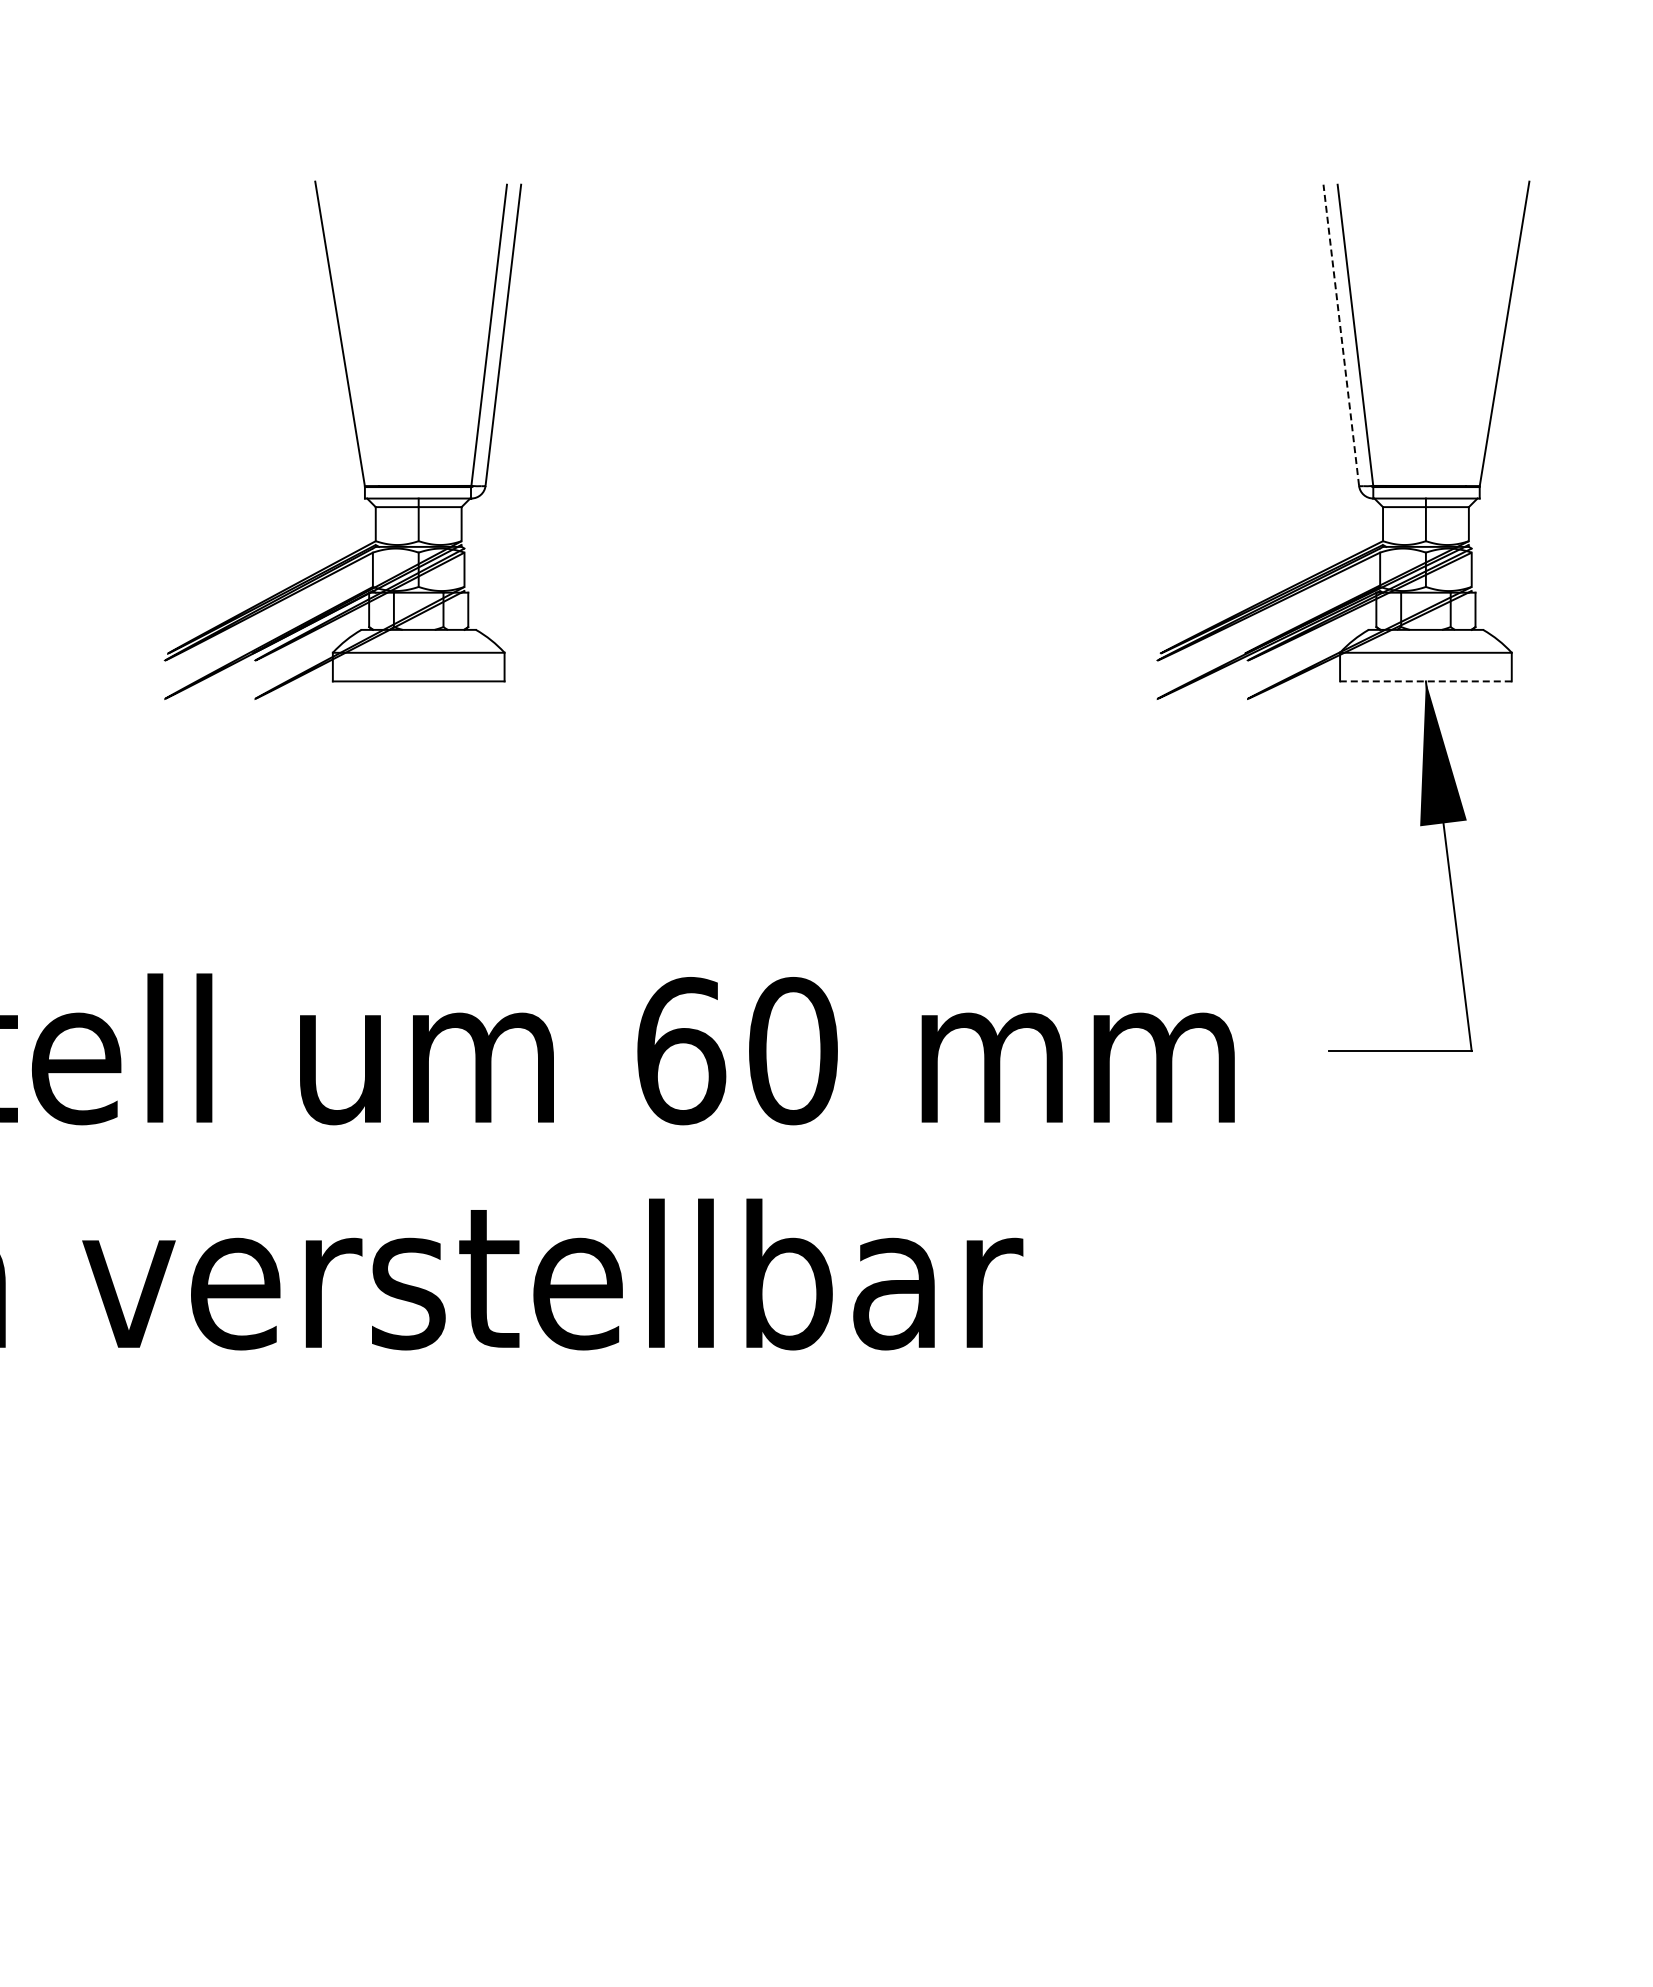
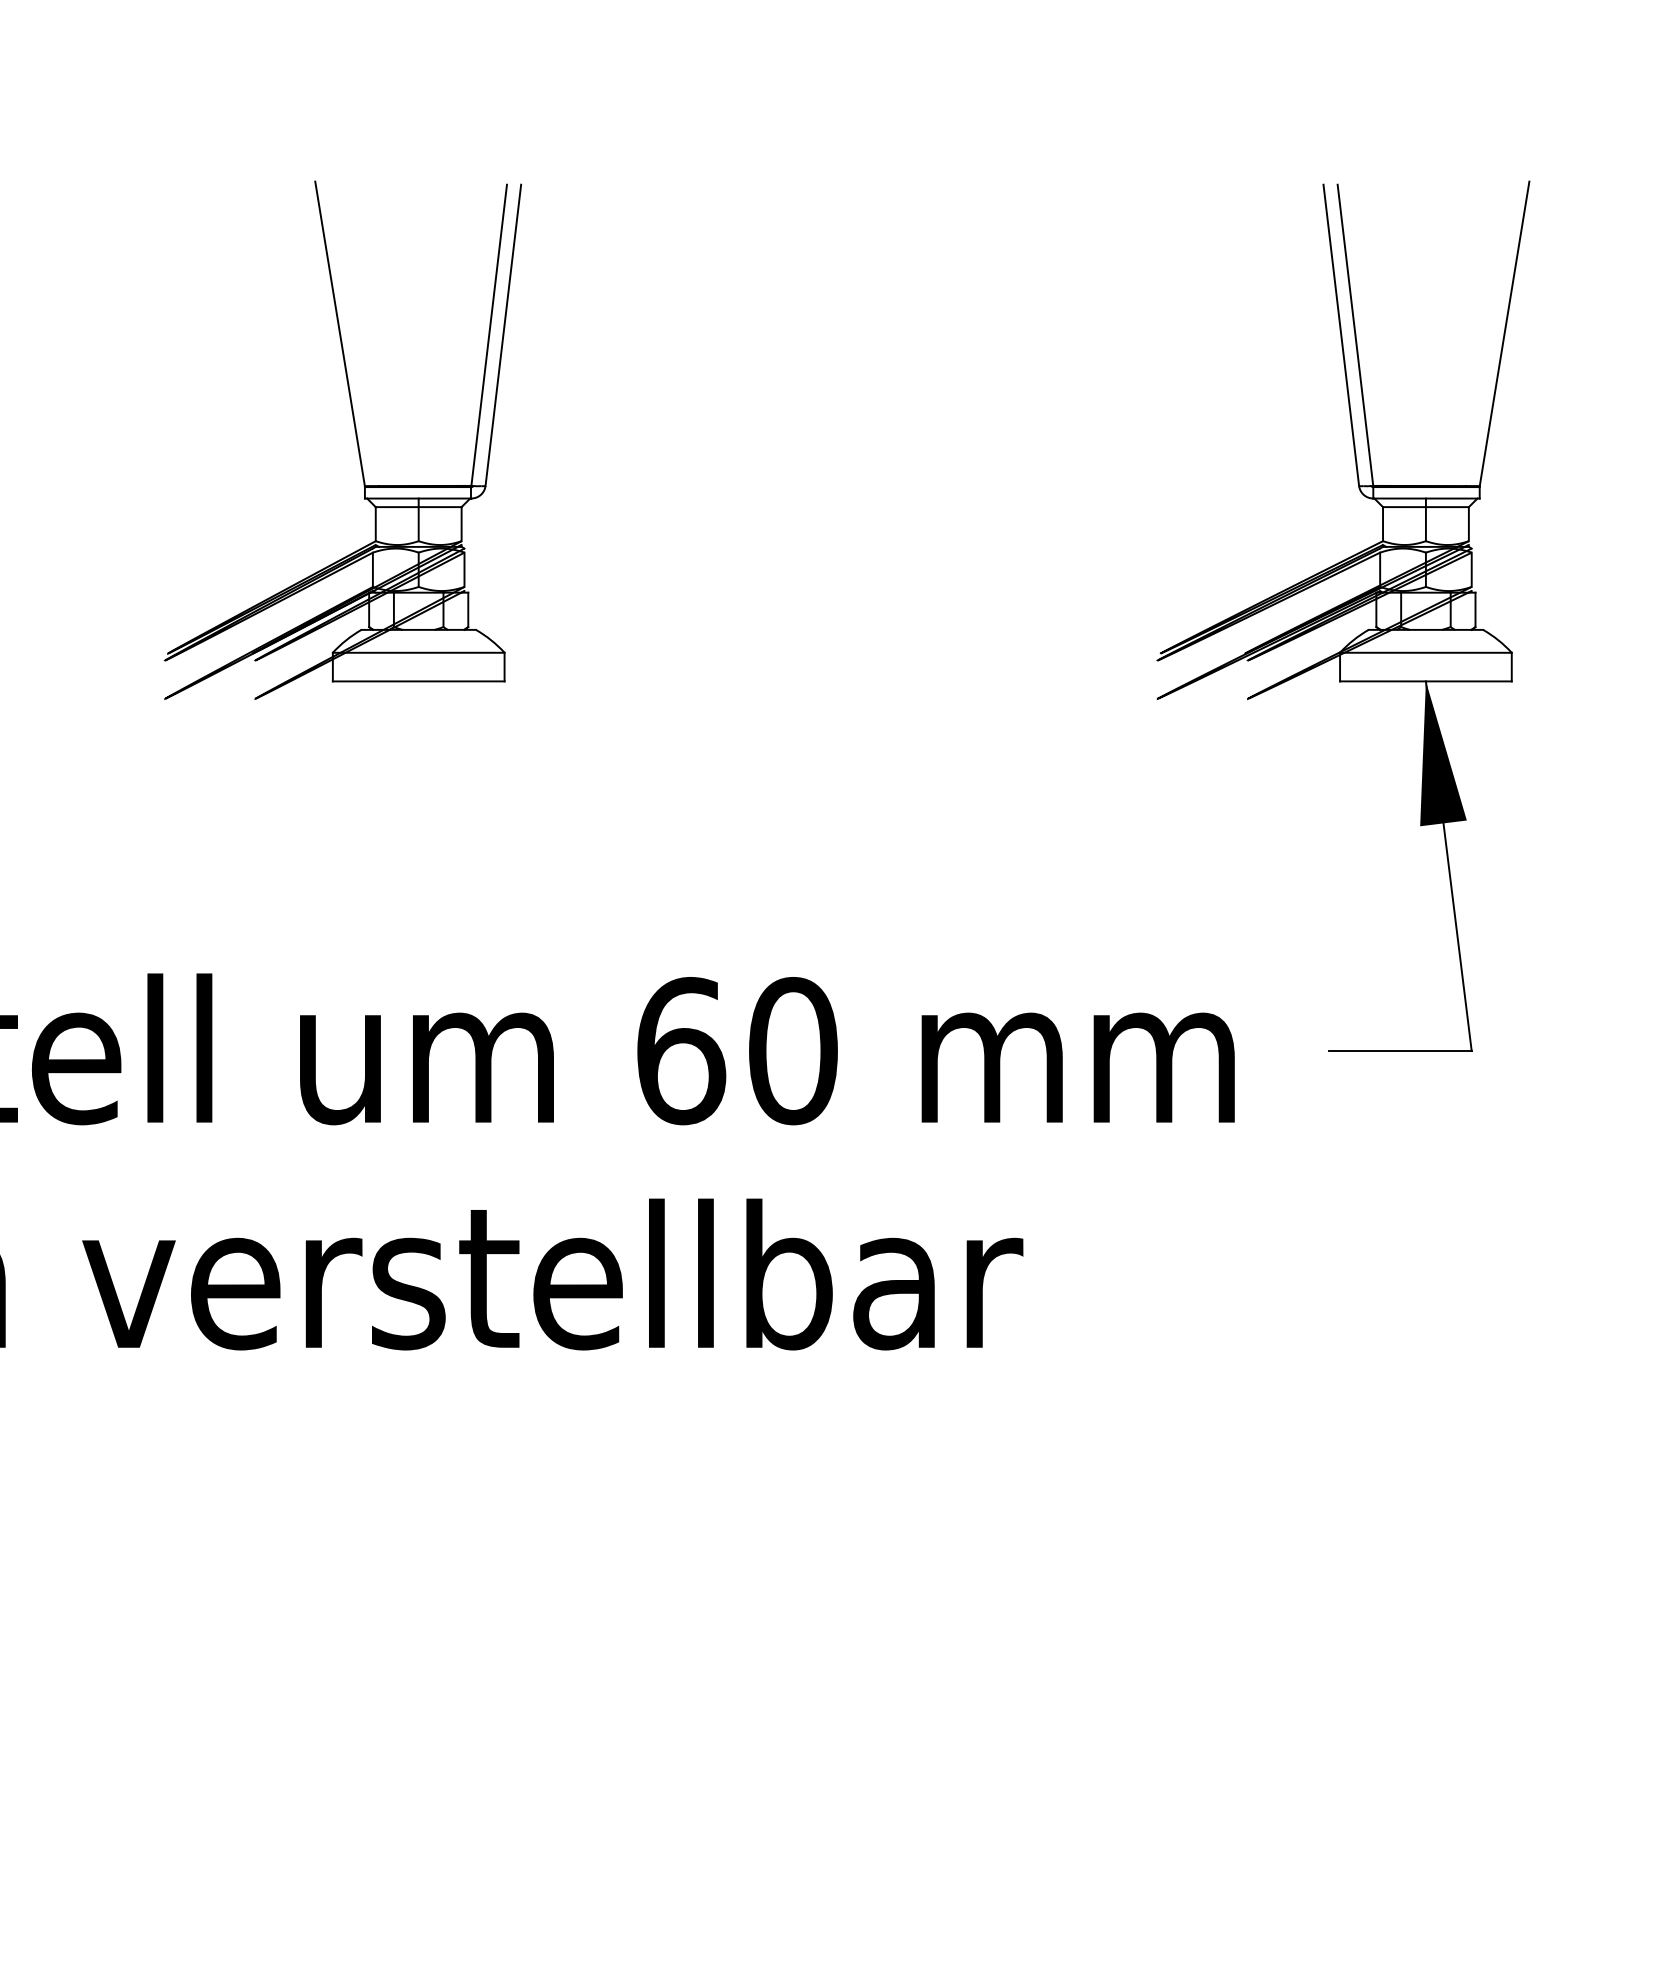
line: dashed -> solid (1341, 335)
line: dashed -> solid (1425, 681)
